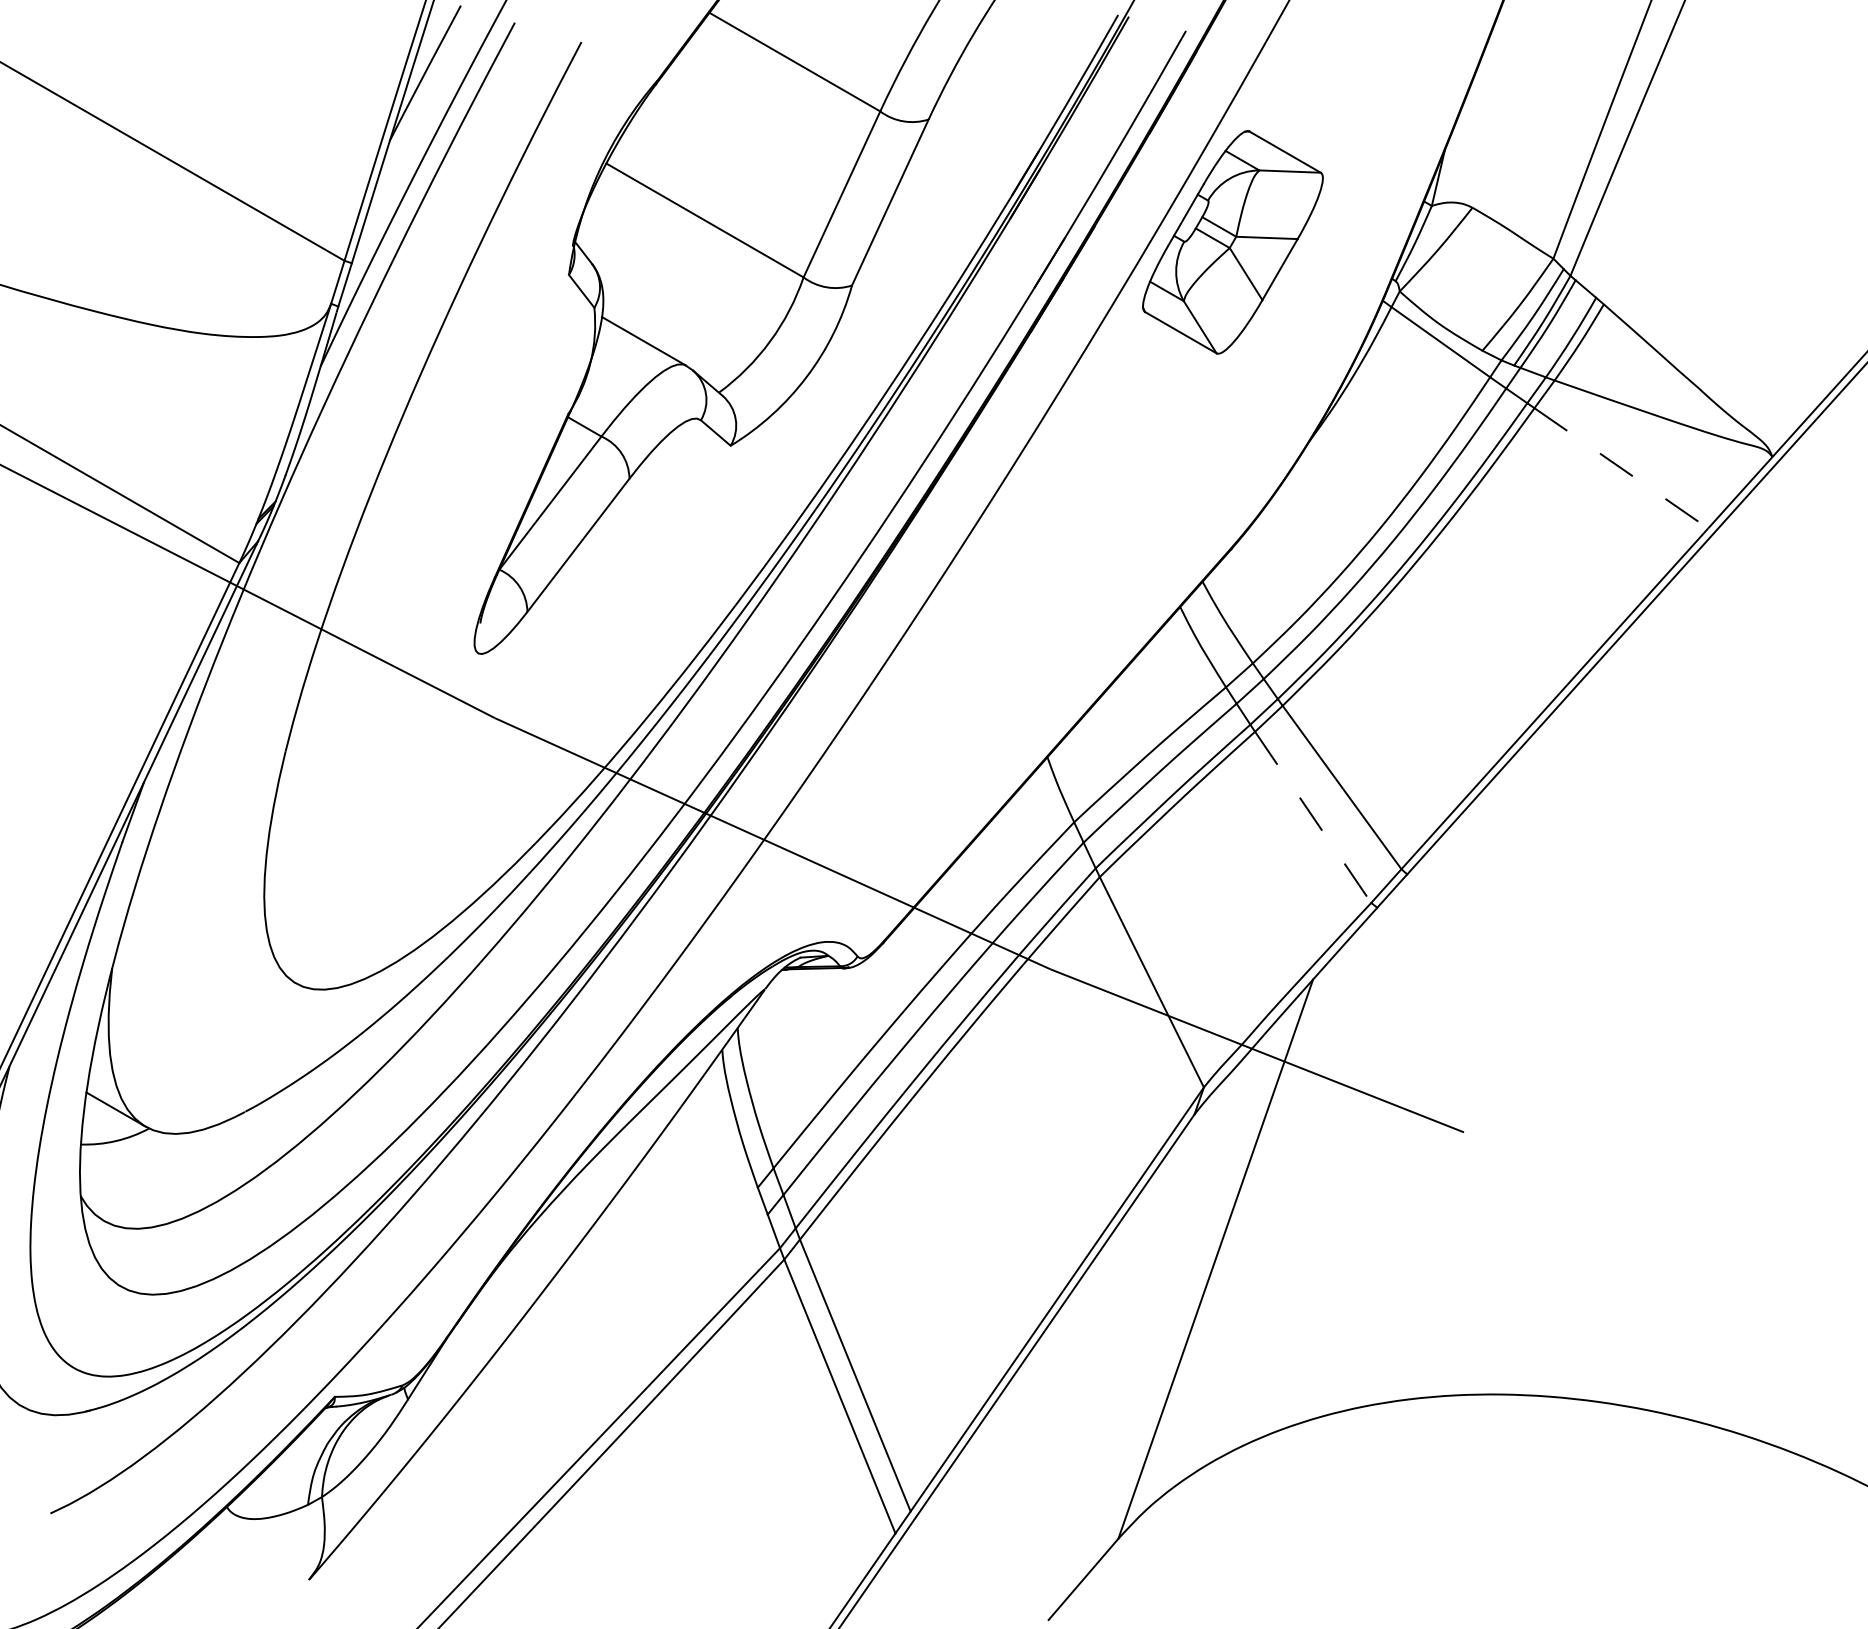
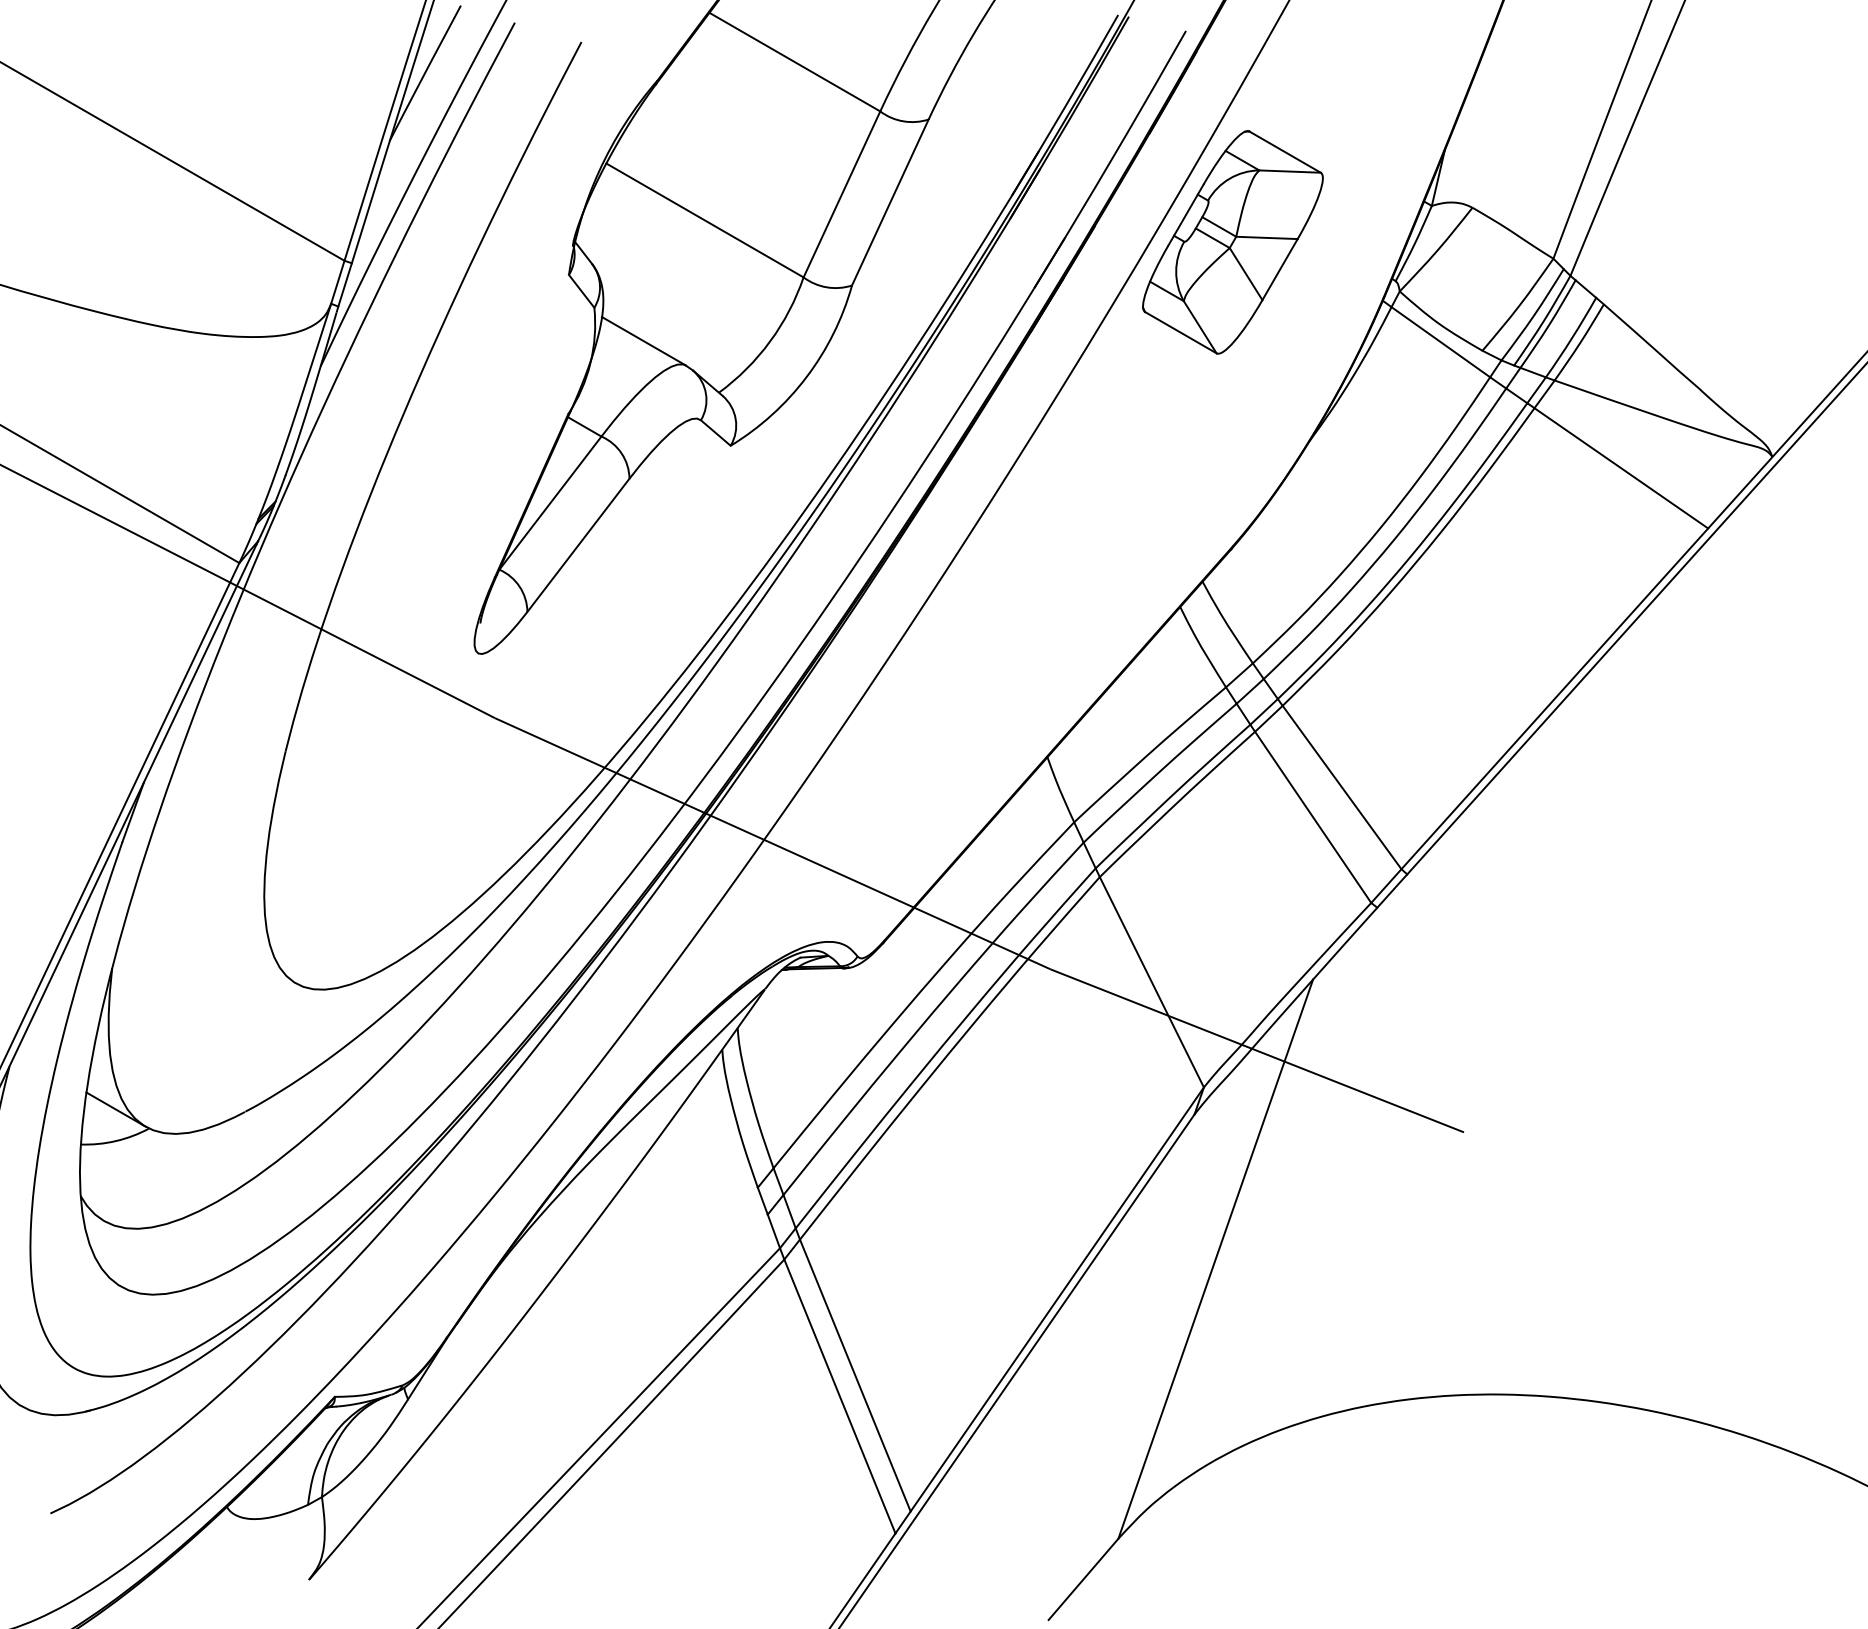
line: dashed -> solid (1621, 468)
line: dashed -> solid (1313, 817)
